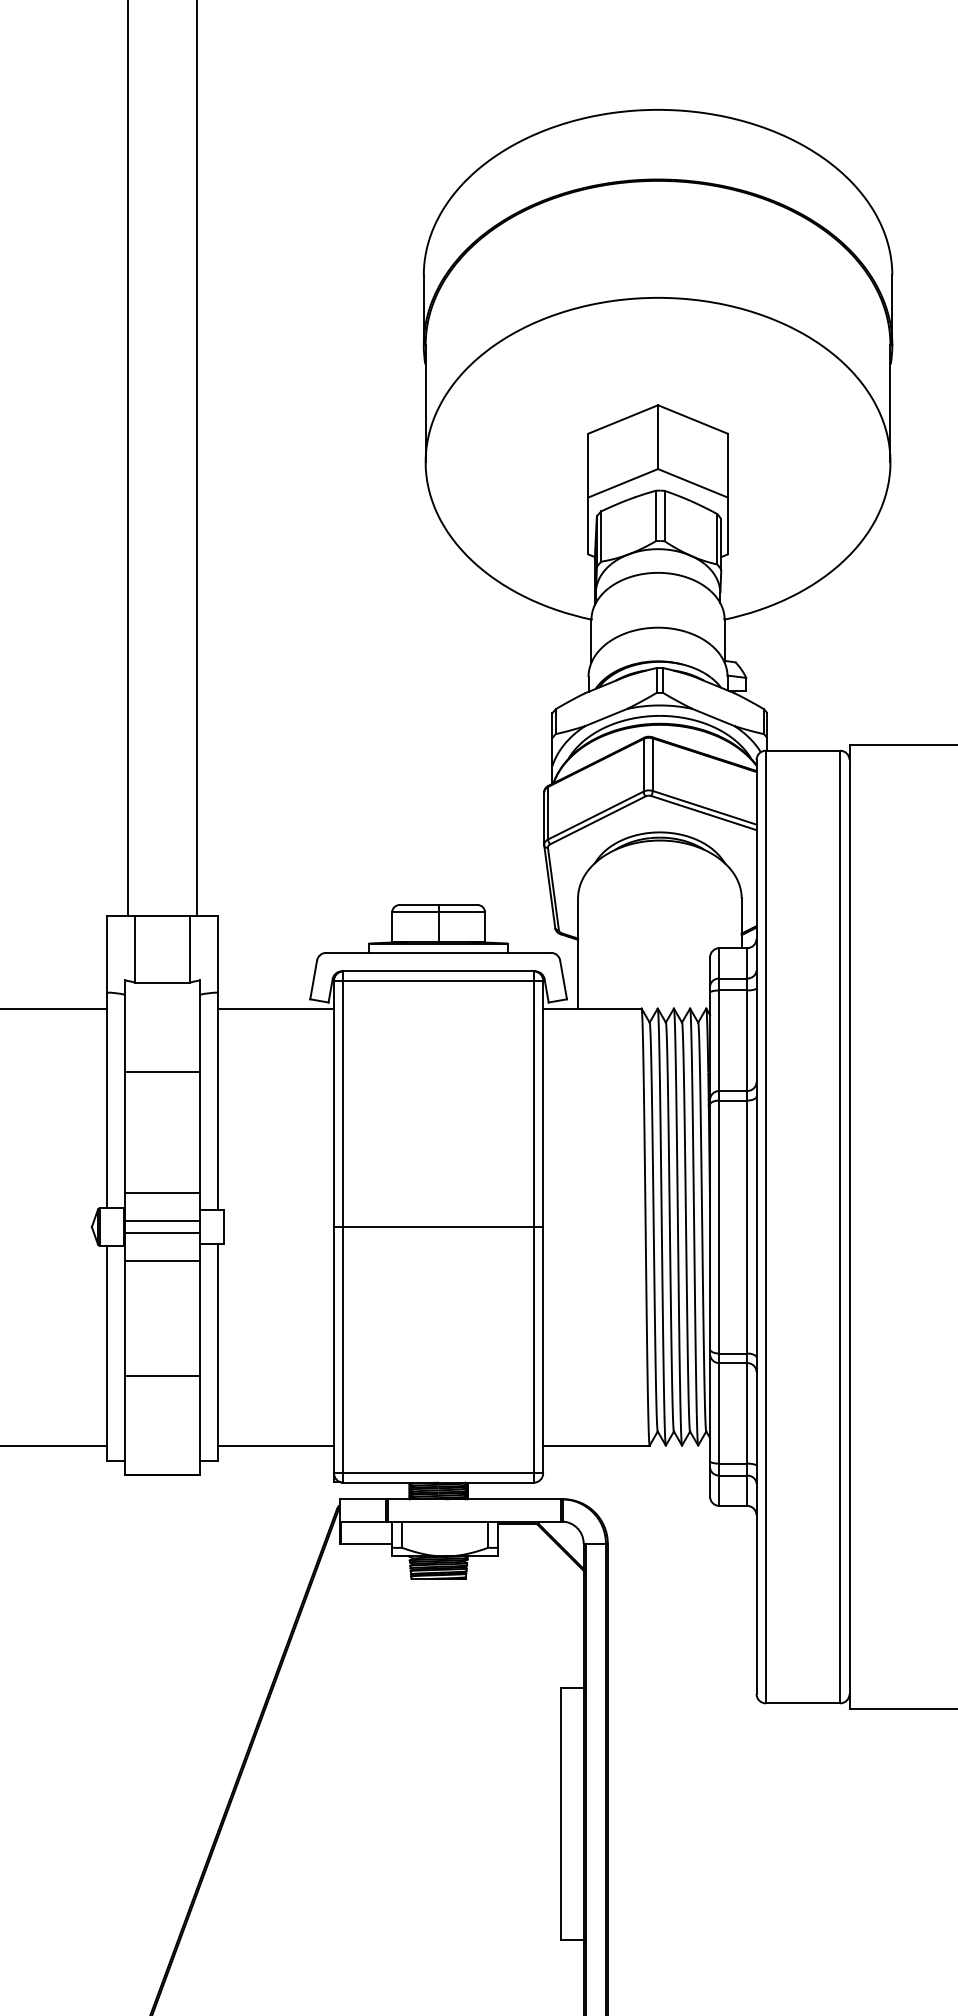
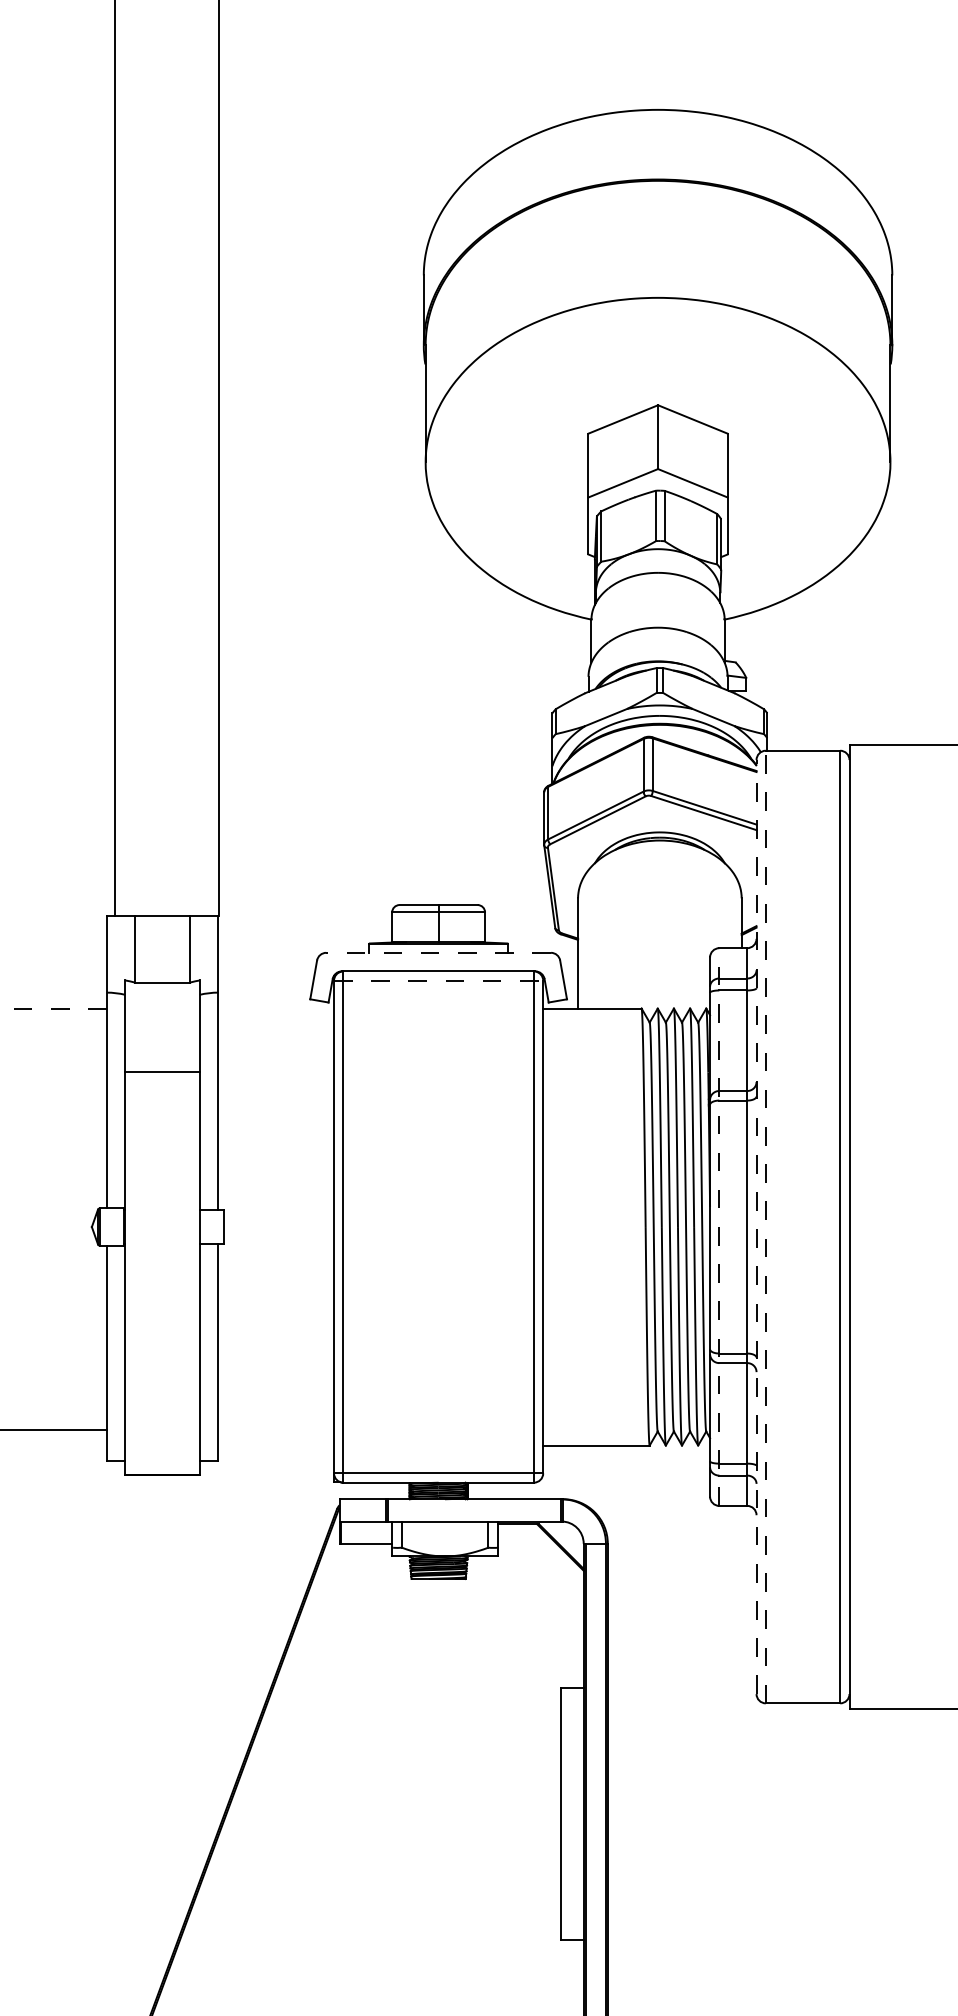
line position: (127, 458) -> (114, 458) (114, 458)
line position: (197, 458) -> (219, 458) (219, 458)
line: solid -> dashed (438, 952)
line: solid -> dashed (438, 980)
line: solid -> dashed (53, 1008)
line: present -> none (276, 1008)
line: present -> none (162, 1193)
line: present -> none (162, 1221)
line: solid -> dashed (756, 1226)
line: solid -> dashed (765, 1226)
line: present -> none (438, 1227)
line: solid -> dashed (719, 1227)
line: present -> none (162, 1233)
line: present -> none (162, 1261)
line: present -> none (162, 1376)
line position: (54, 1445) -> (54, 1429) (54, 1429)
line: present -> none (276, 1445)
